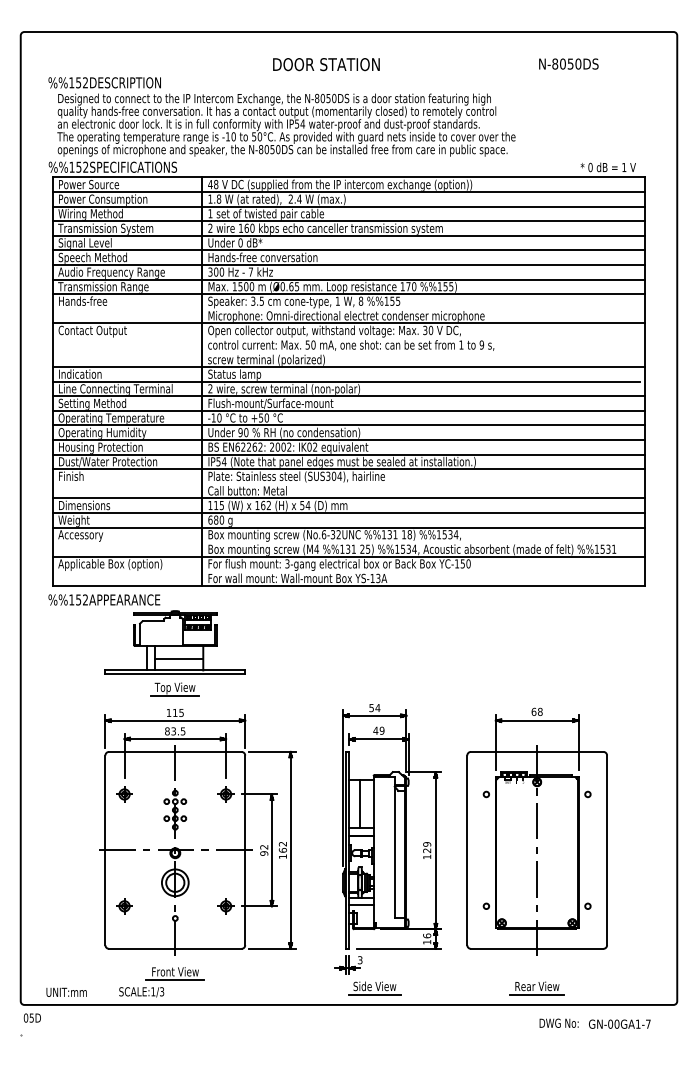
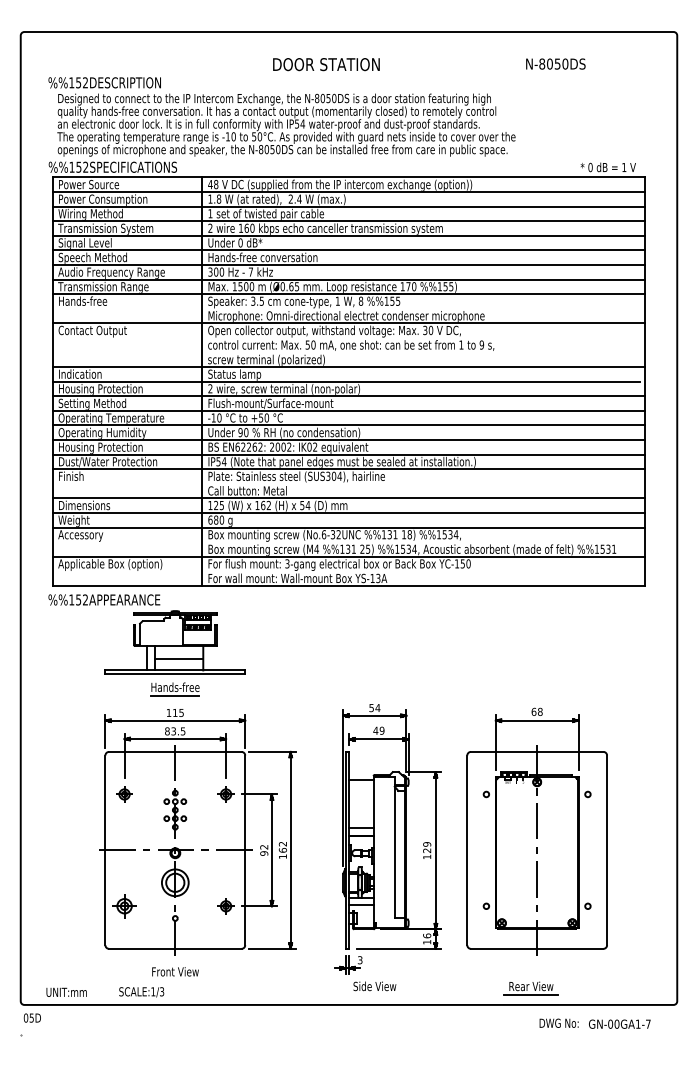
text position: (568, 63) -> (555, 63) (555, 63)
text: Line Connecting Terminal -> Housing Protection (115, 389)
text: 115 -> 125 (216, 504)
text: Top View -> Hands-free (175, 688)
line: present -> none (360, 803)
part size: 17x17 px -> 25x25 px (124, 906)
line: present -> none (175, 980)
part position: (536, 988) -> (530, 988) (530, 988)
line: present -> none (374, 994)
